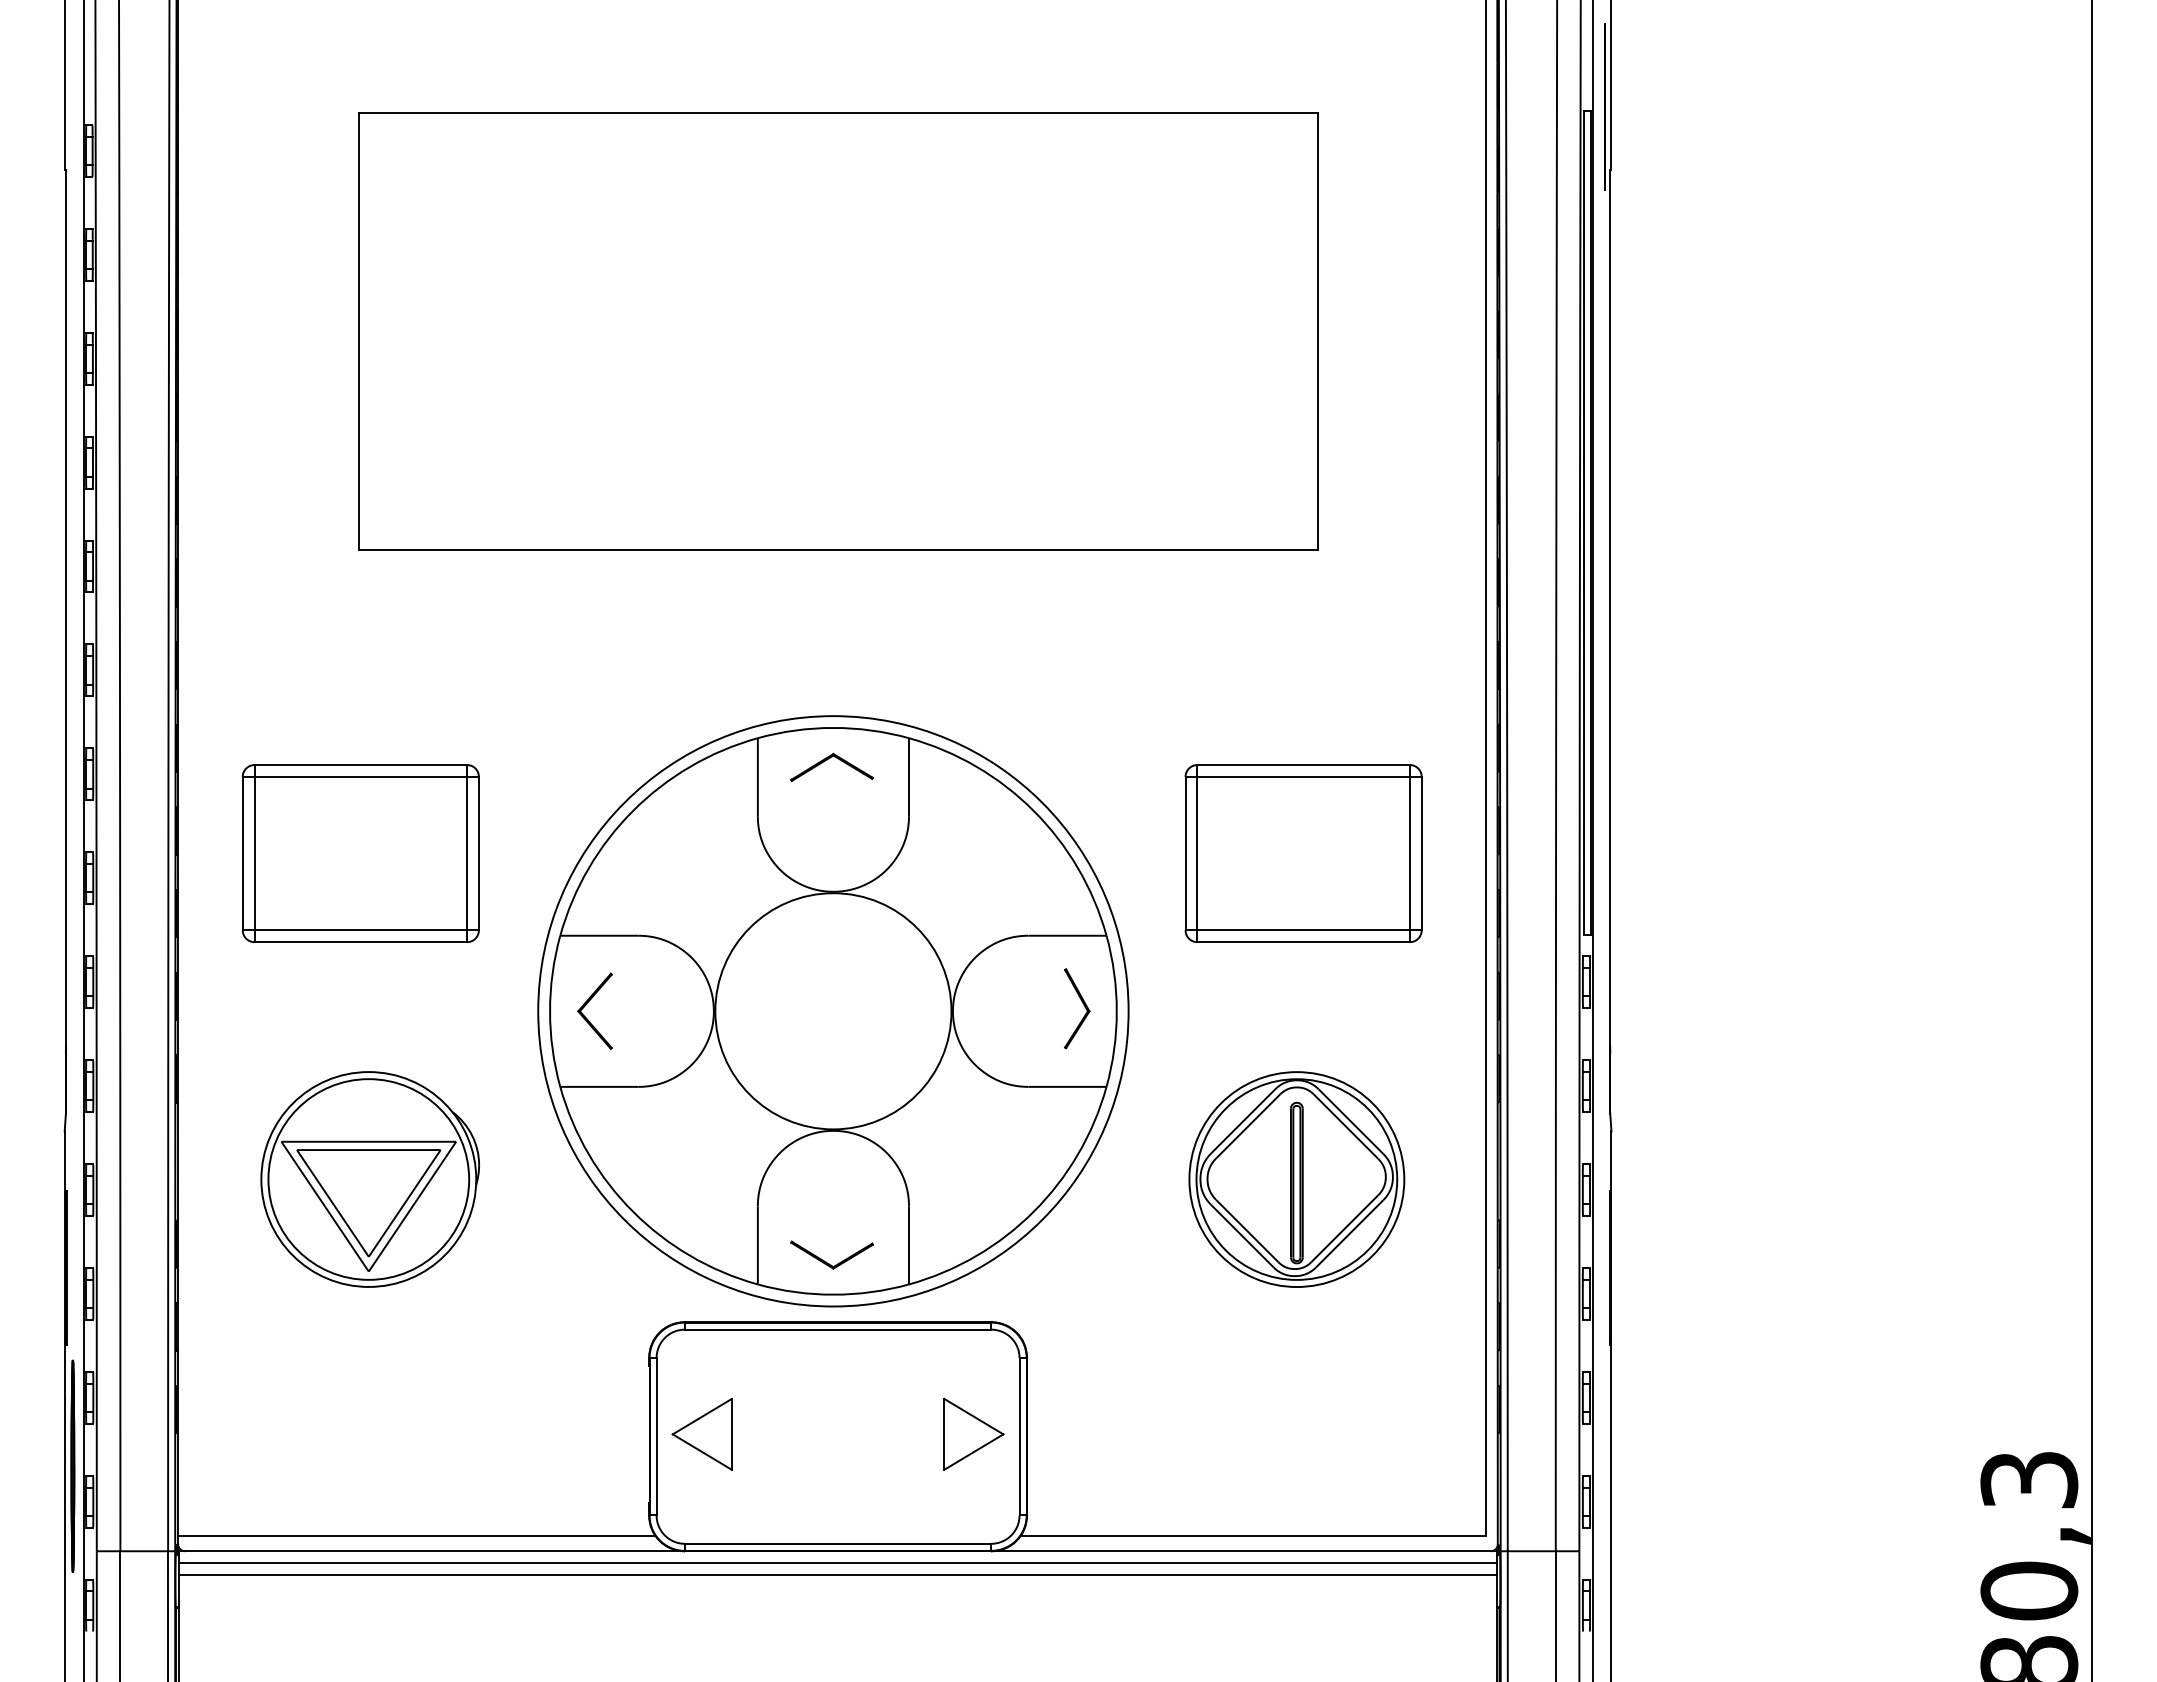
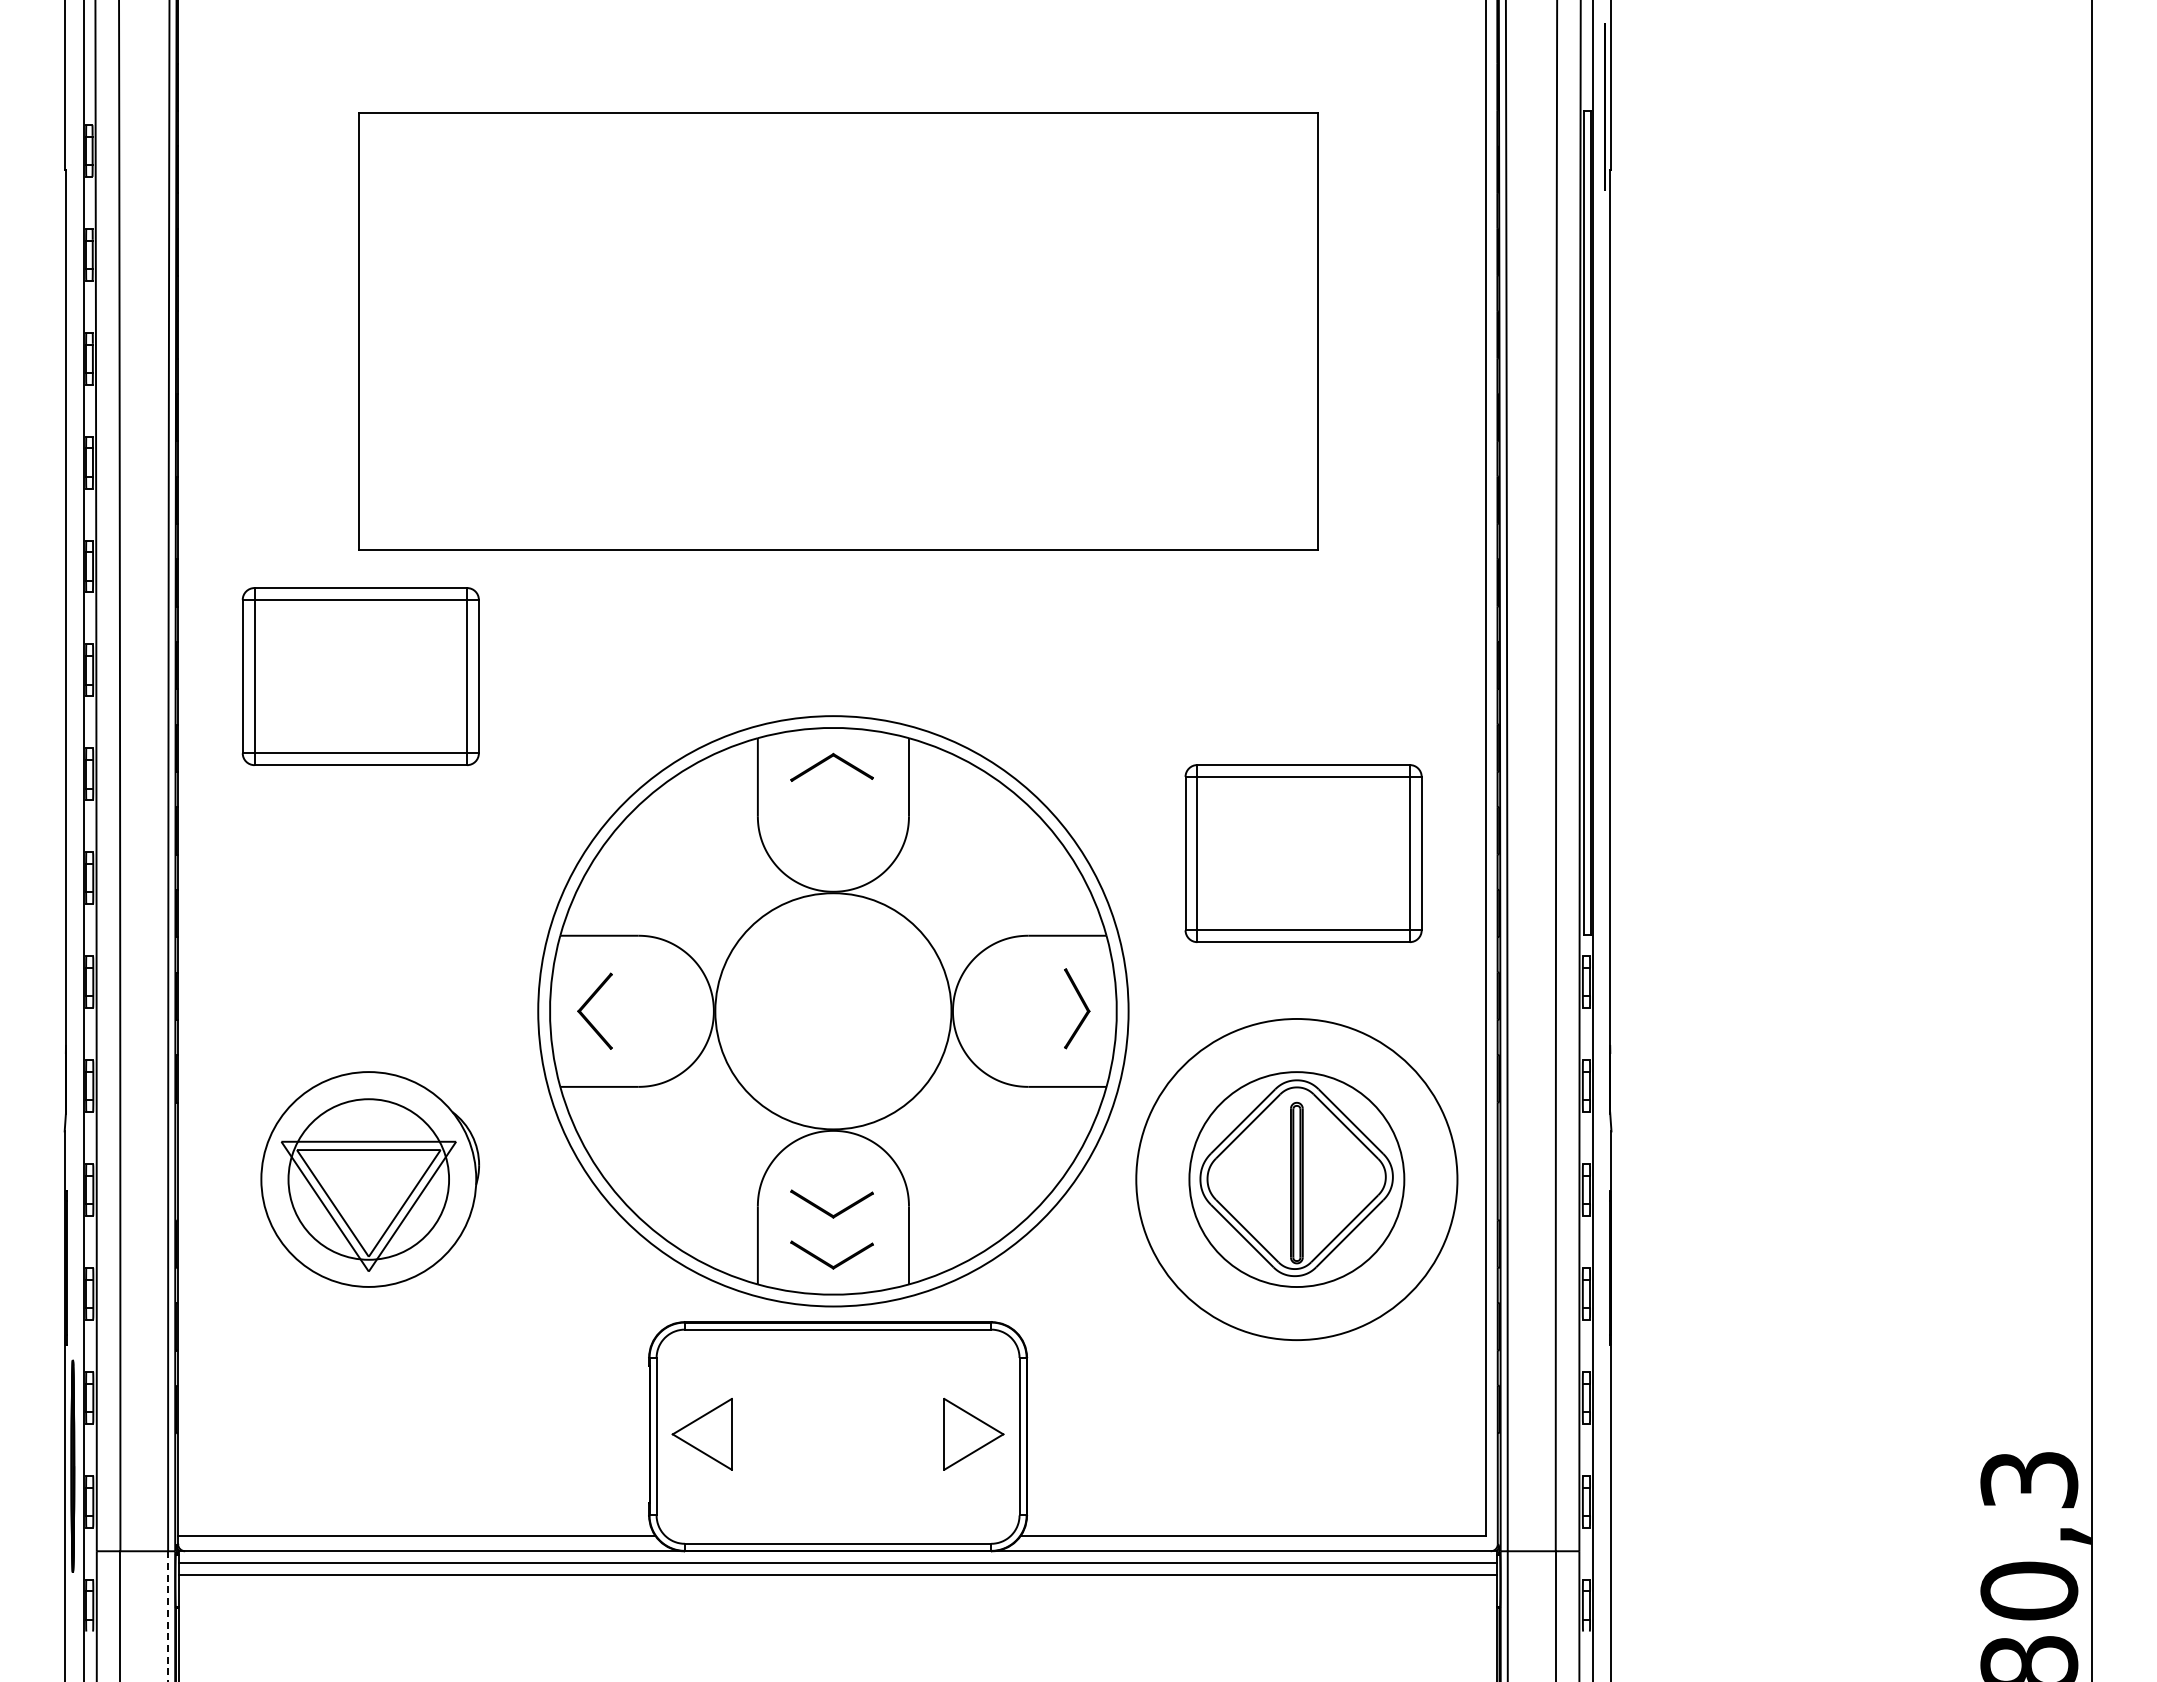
part position: (360, 853) -> (360, 676) (360, 676)
circle diameter: 201 px -> 161 px (368, 1179)
circle diameter: 201 px -> 321 px (1296, 1179)
part: none -> present (826, 1210)
line: solid -> dashed (168, 1616)
